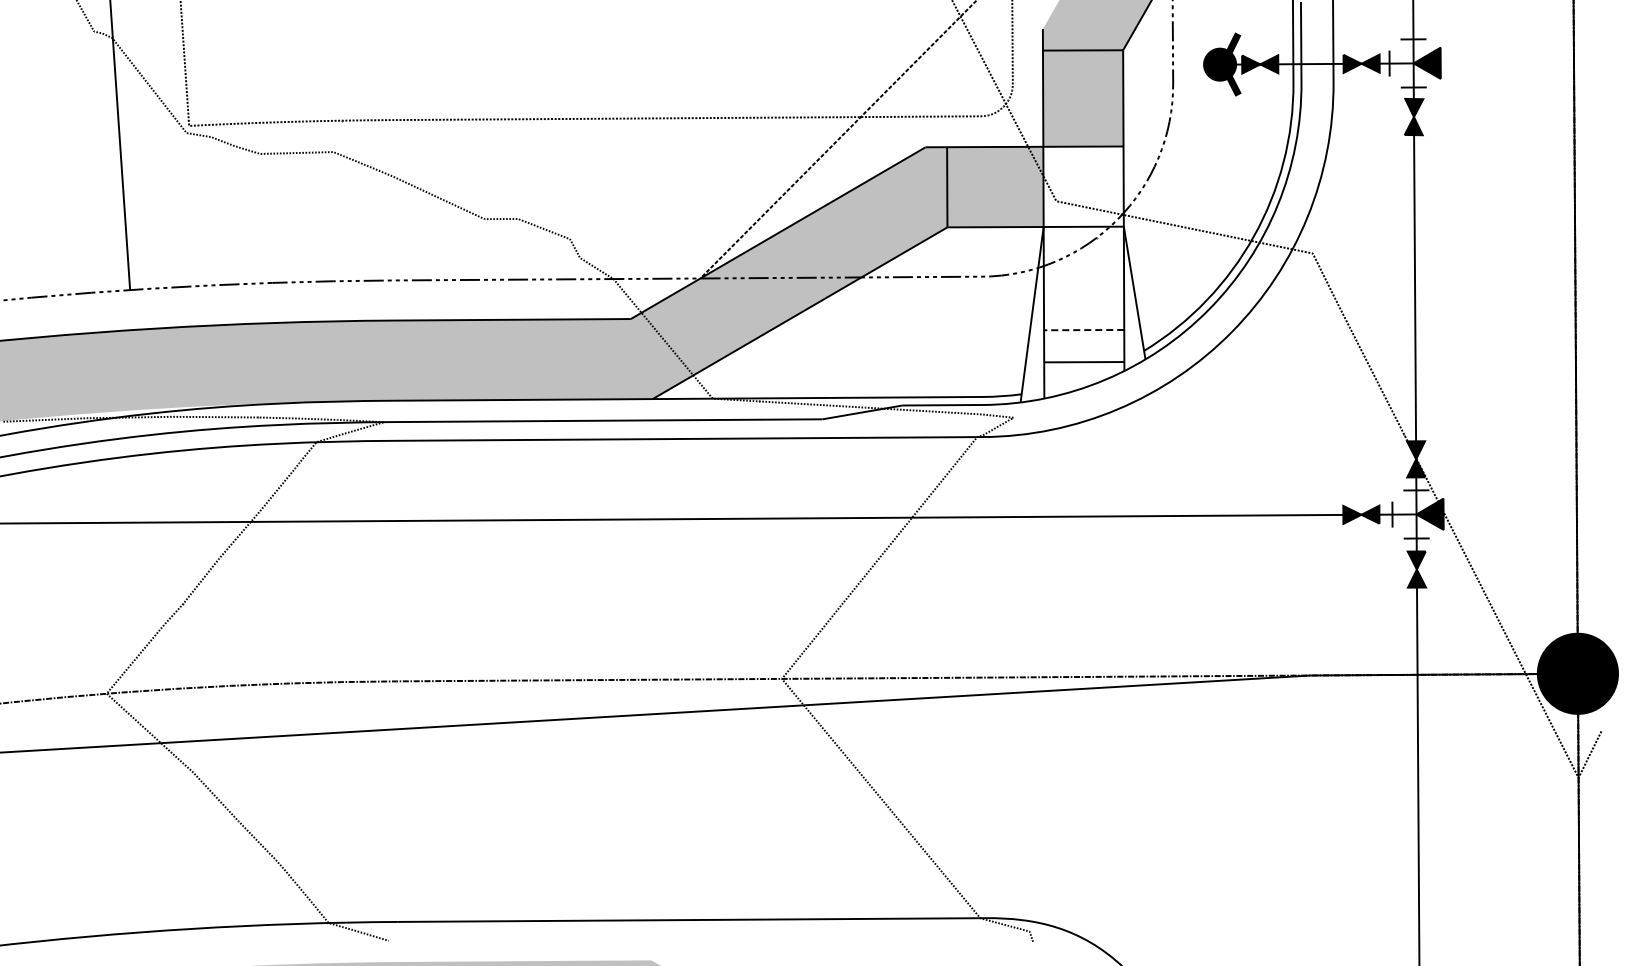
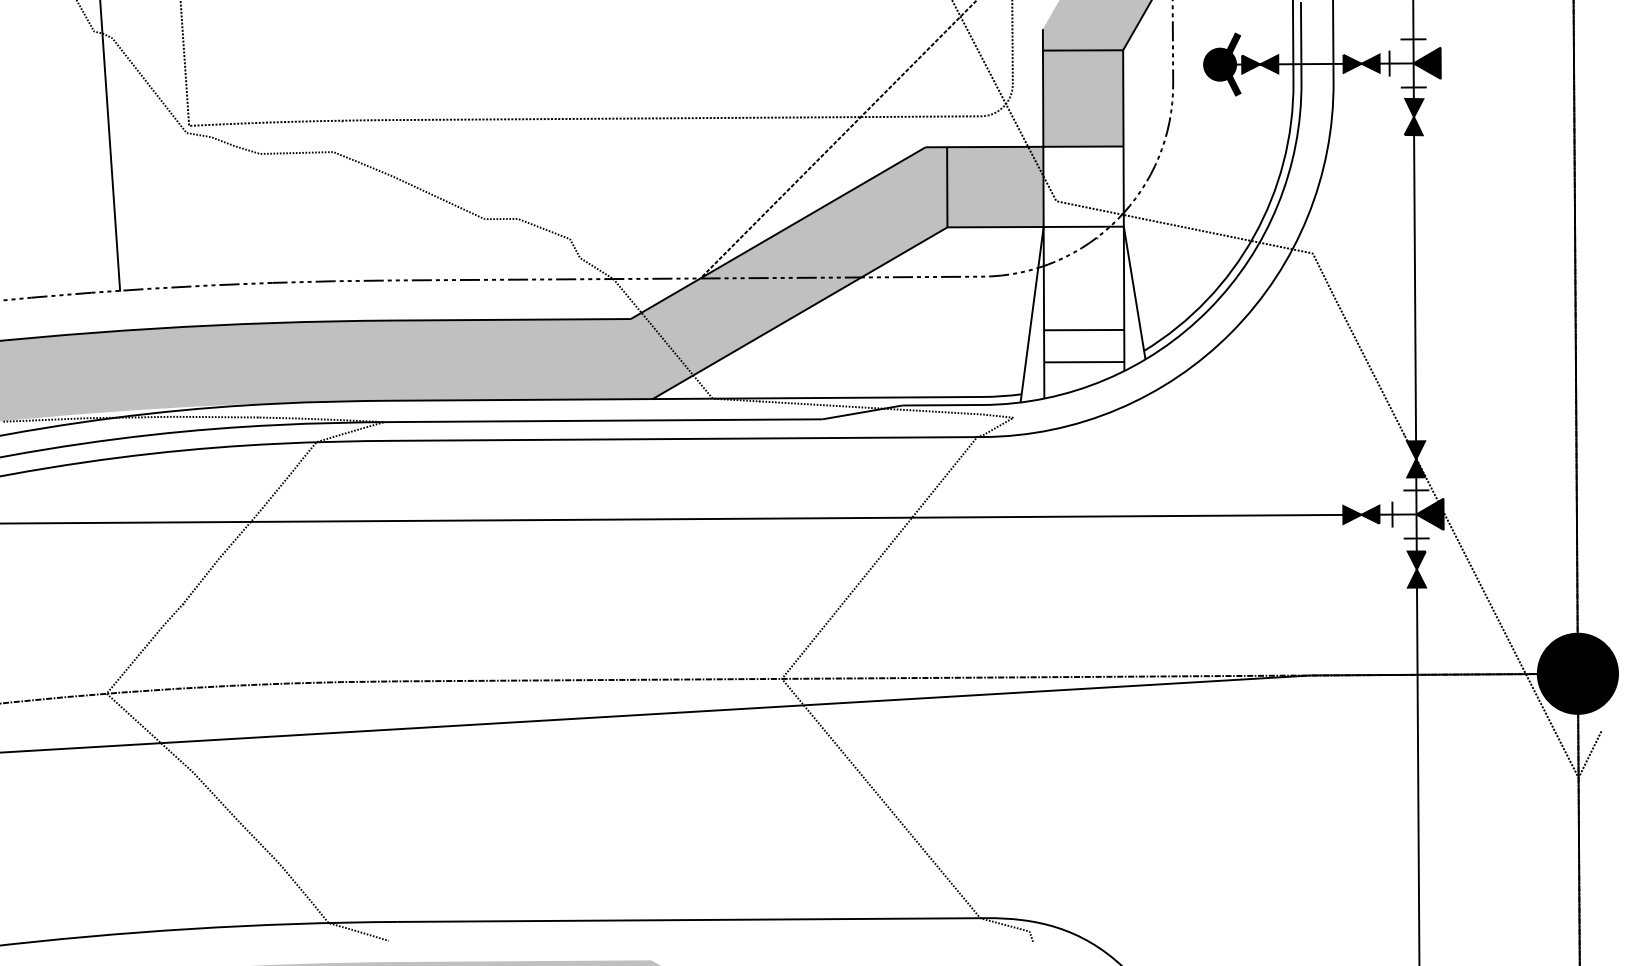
line position: (120, 145) -> (110, 146) (110, 146)
line: dashed -> solid (1083, 330)
